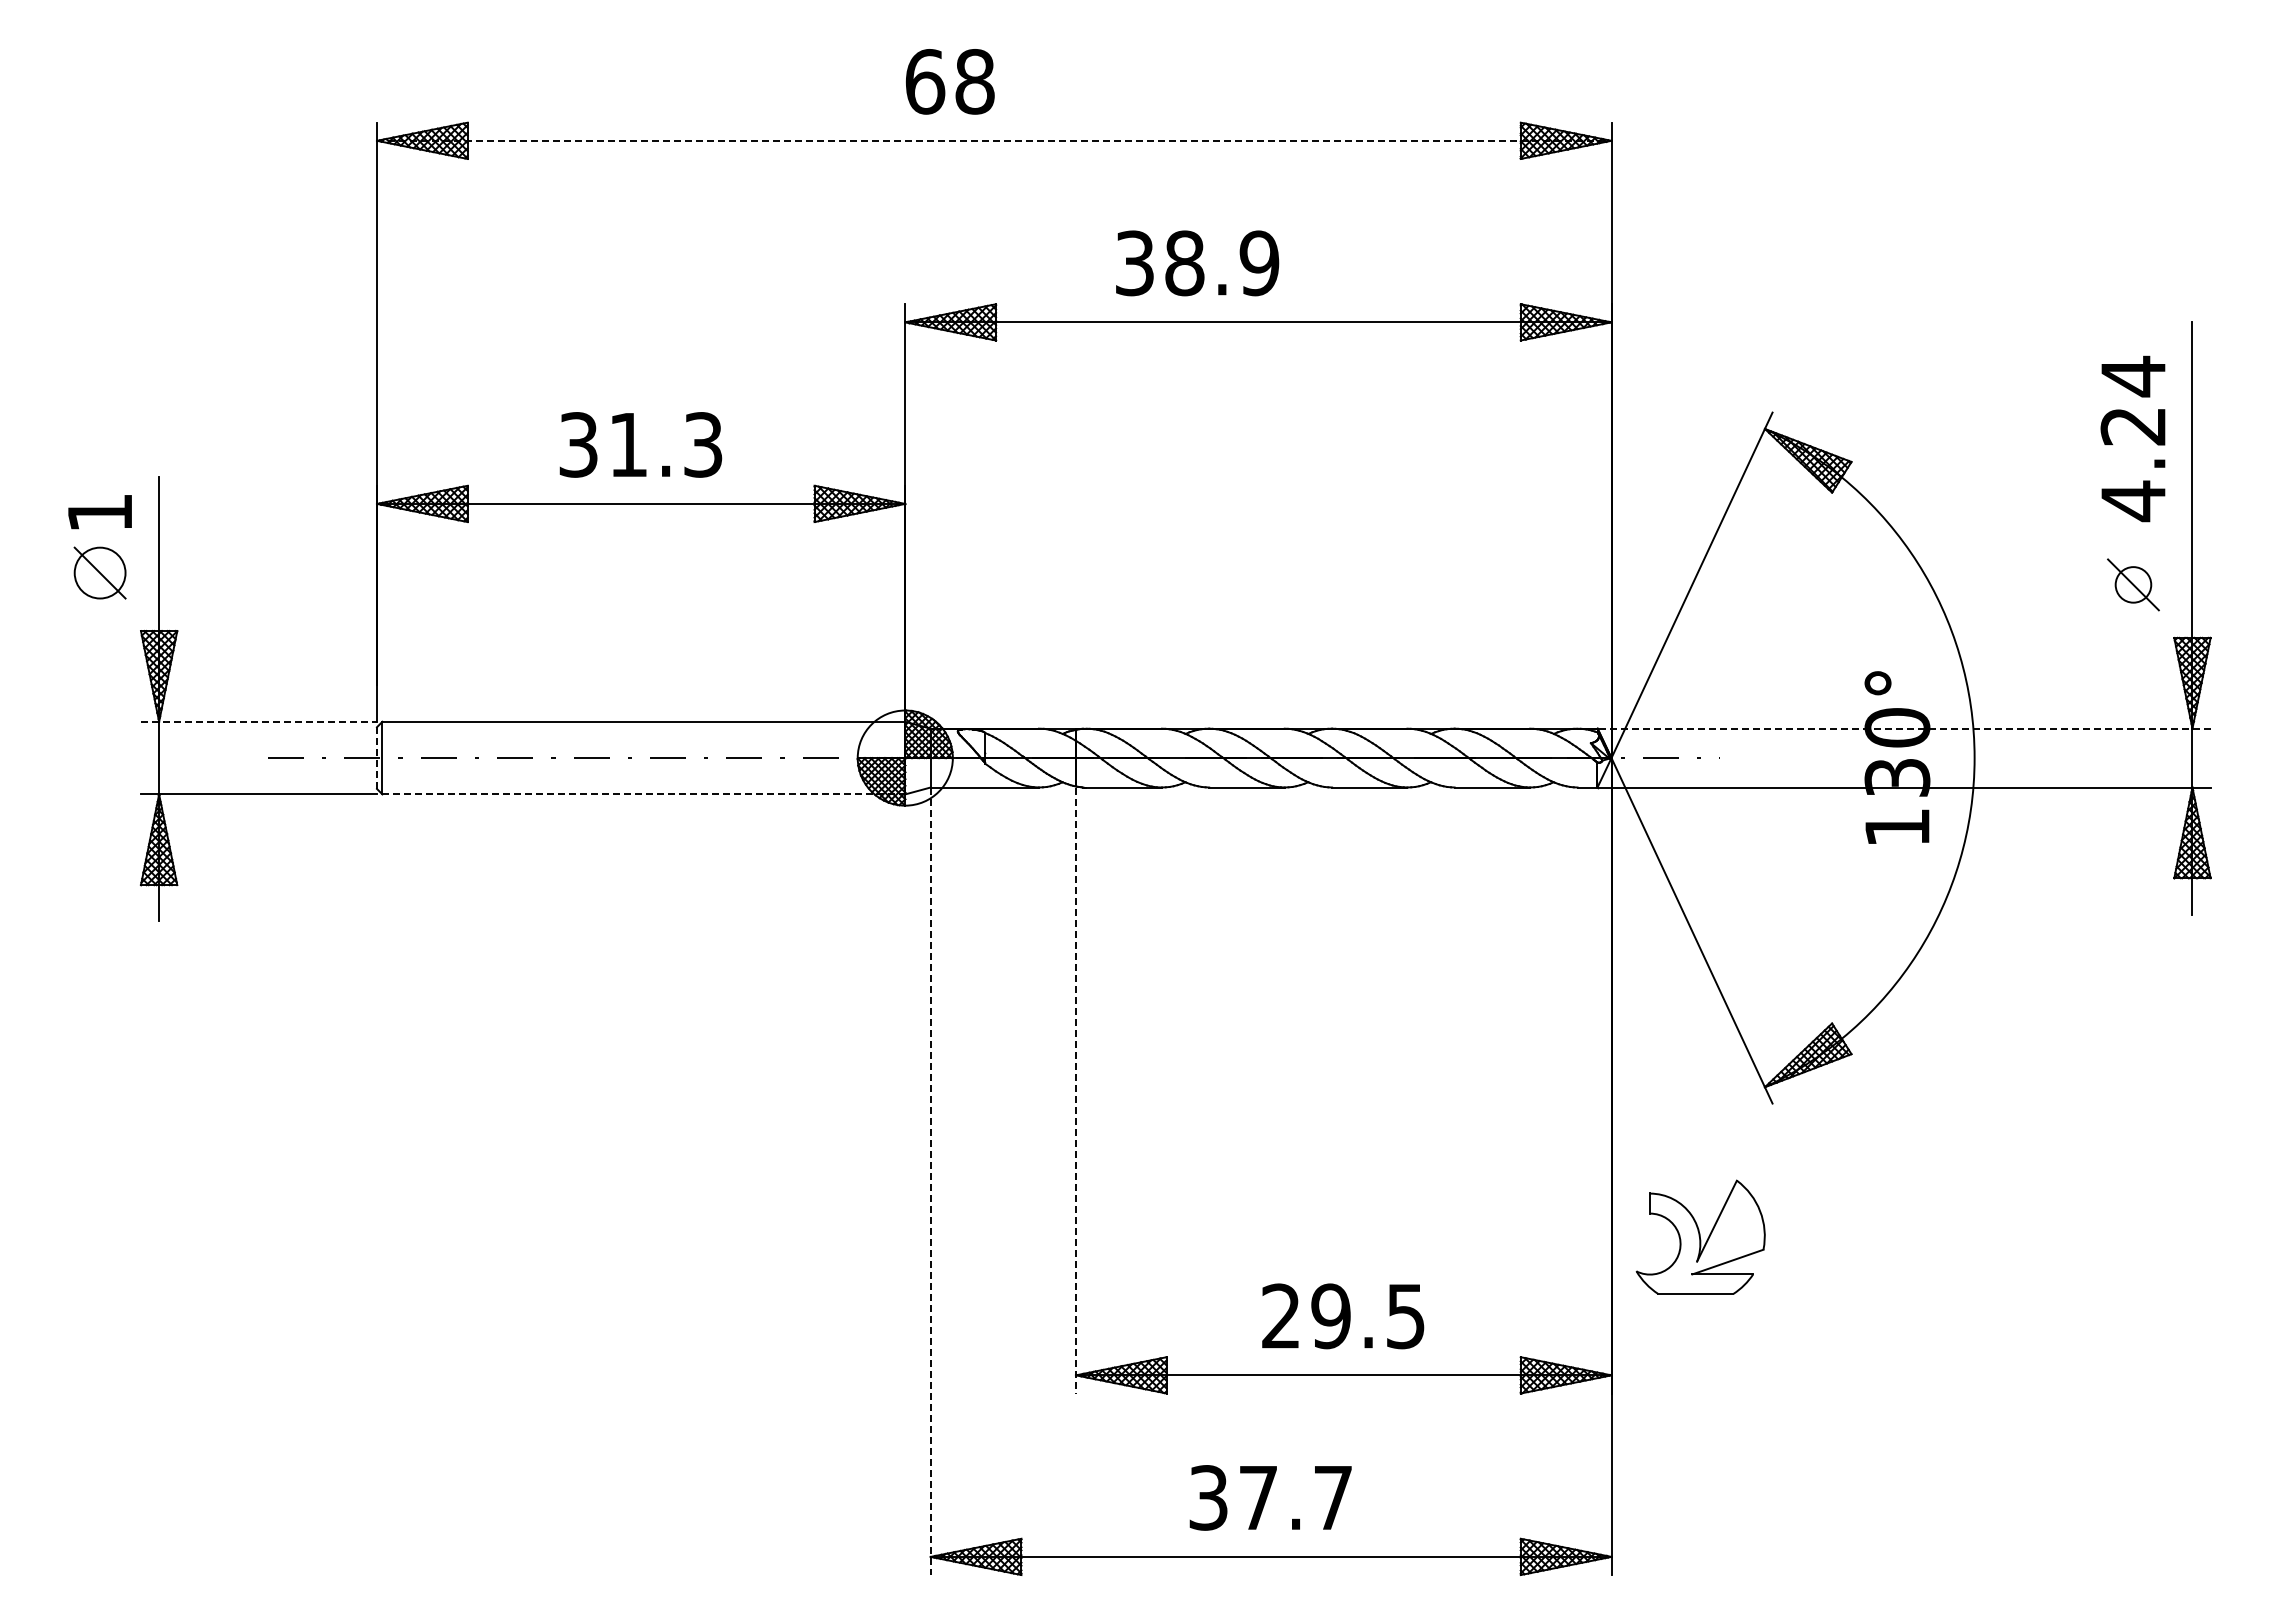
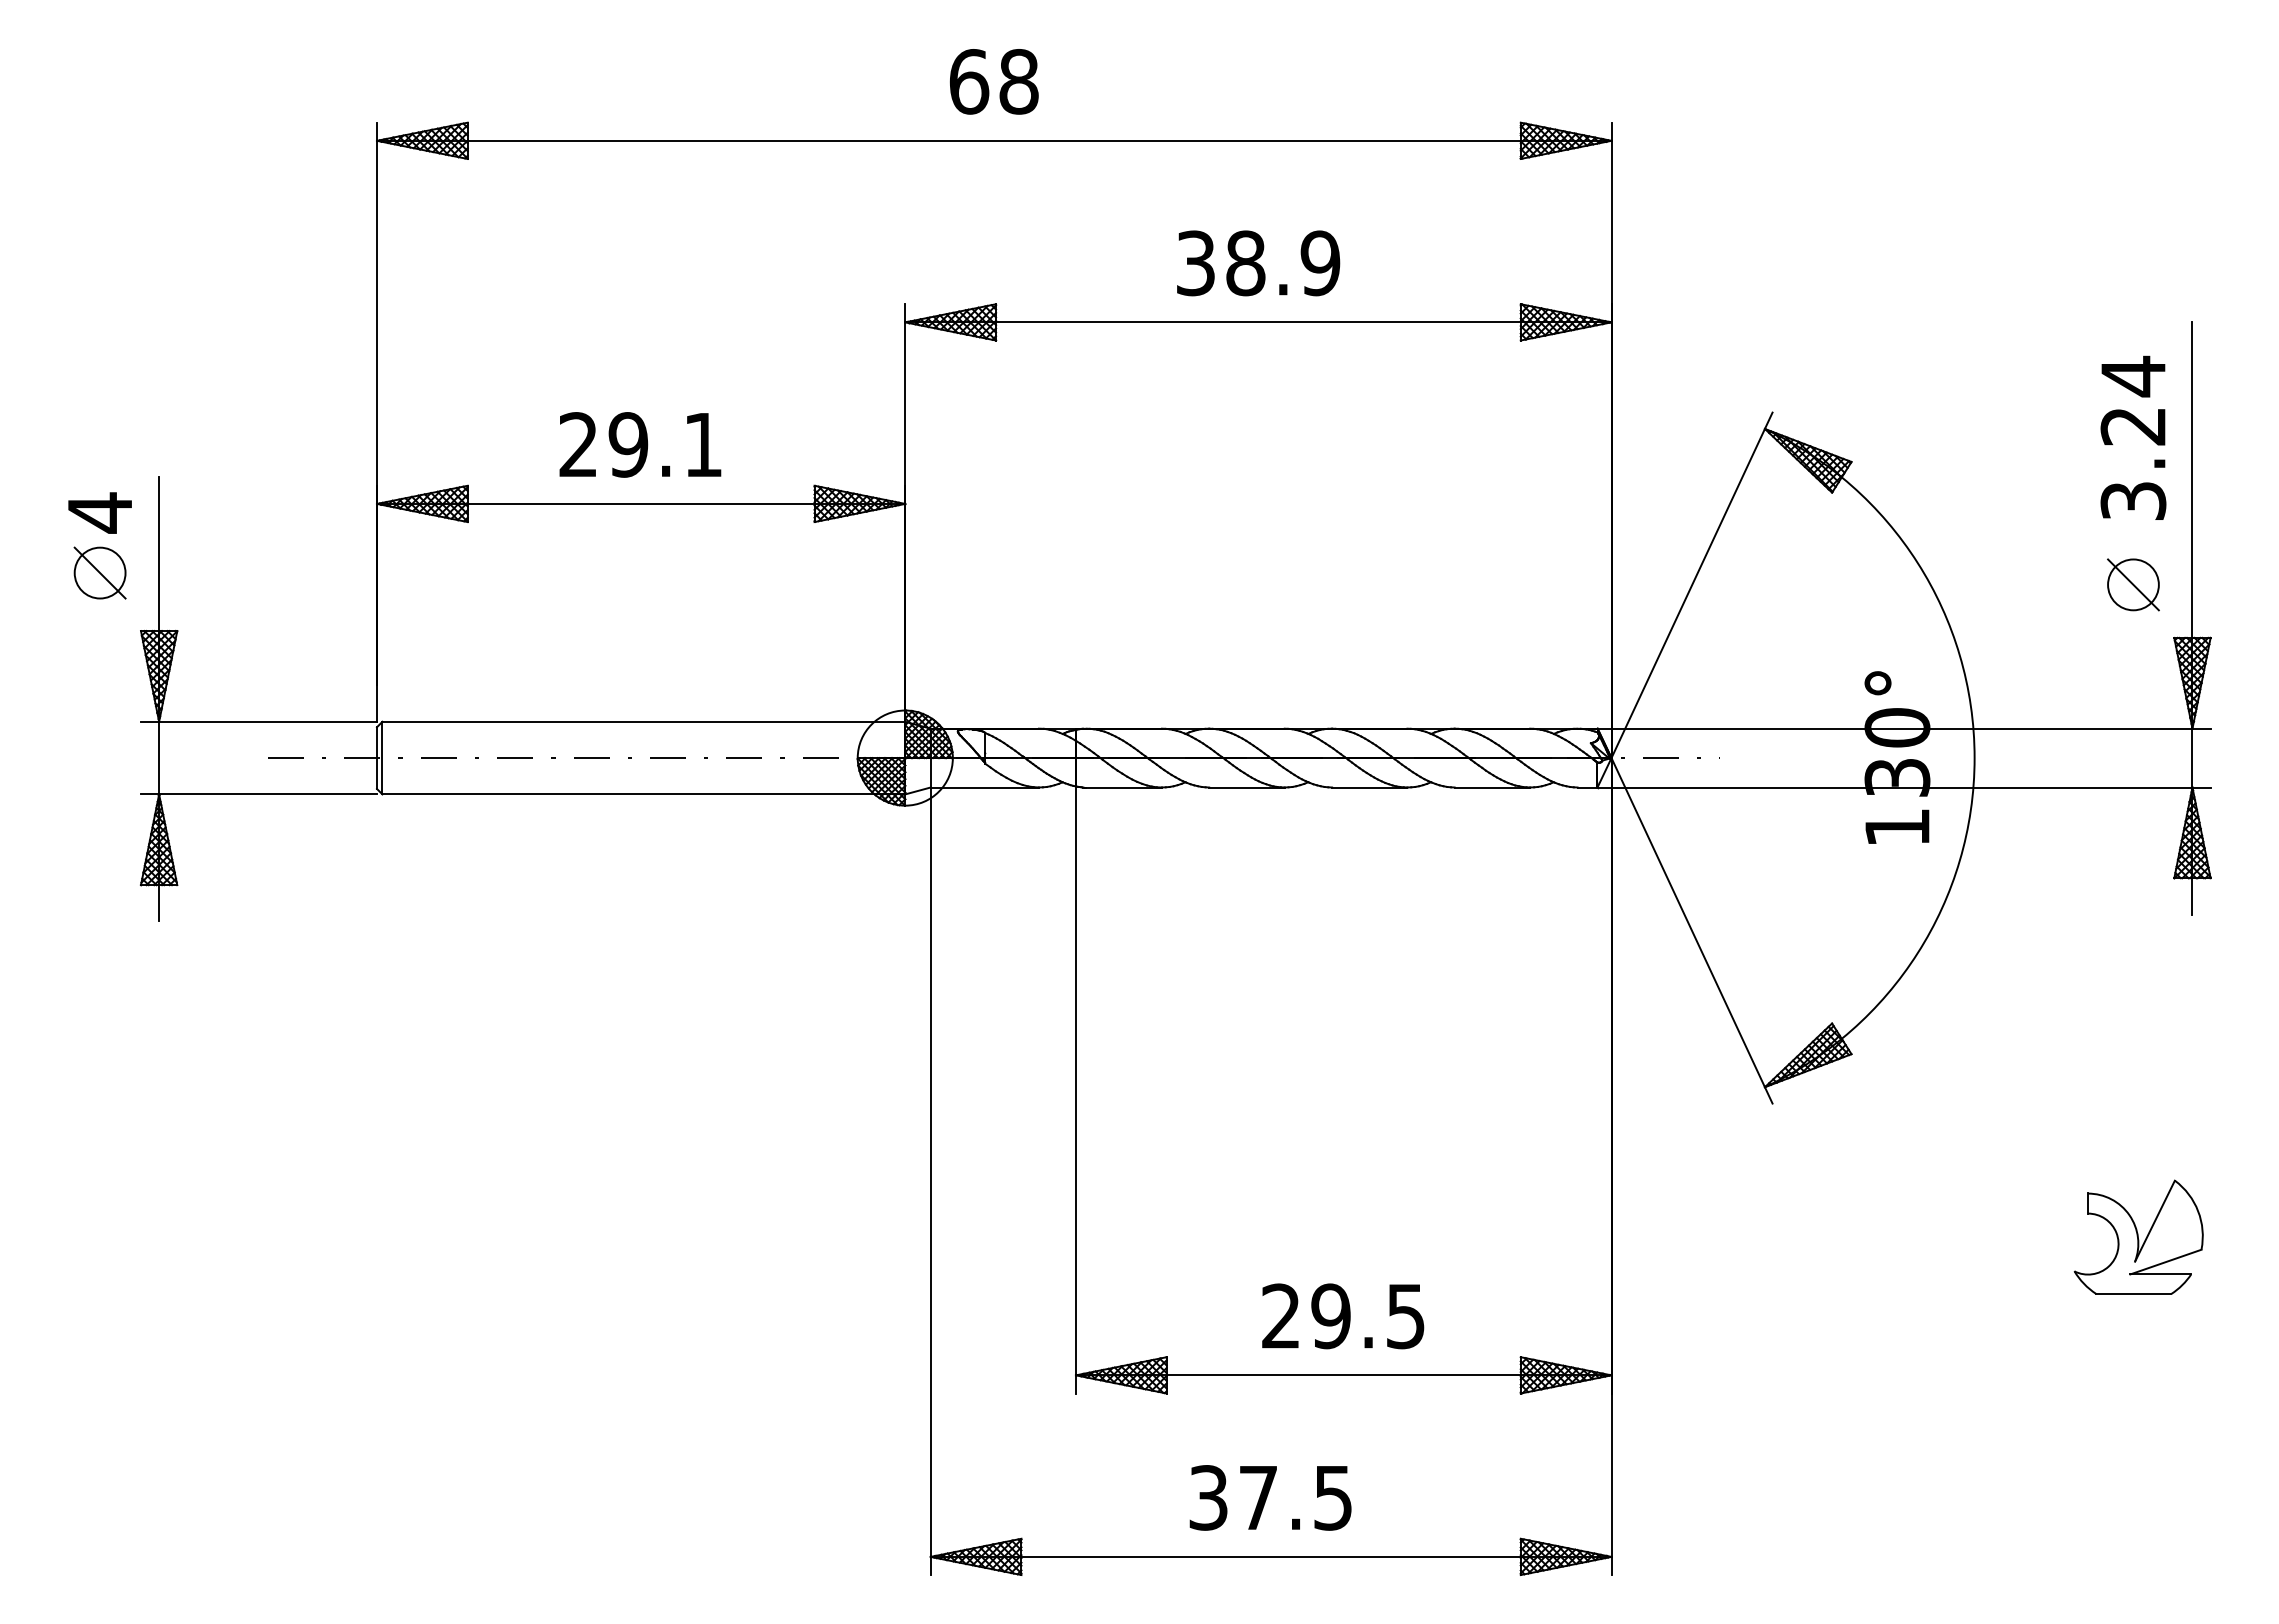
text position: (950, 81) -> (994, 81) (994, 81)
line: dashed -> solid (994, 140)
text position: (1197, 263) -> (1258, 263) (1258, 263)
text: 31.3 -> 29.1 (640, 444)
text: 4.24 -> 3.24 (2133, 501)
text: 1 -> 4 (99, 512)
circle diameter: 36 px -> 51 px (2133, 584)
line: dashed -> solid (259, 721)
line: dashed -> solid (1903, 728)
line: dashed -> solid (377, 758)
line: dashed -> solid (644, 794)
line: dashed -> solid (1075, 1091)
line: dashed -> solid (930, 1181)
part position: (1700, 1236) -> (2138, 1236) (2138, 1236)
text: 37.7 -> 37.5 (1332, 1498)
